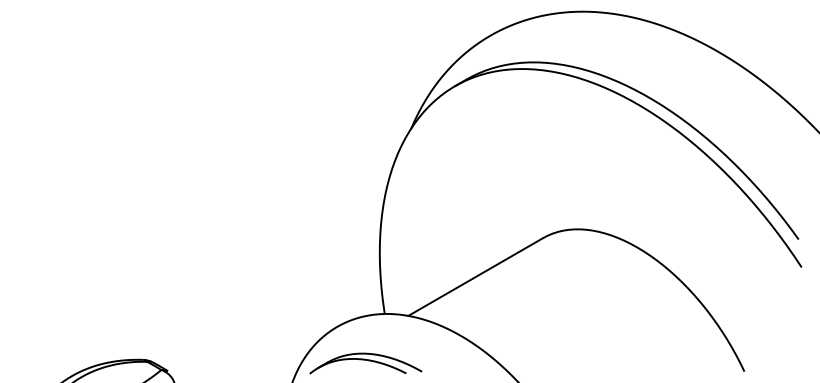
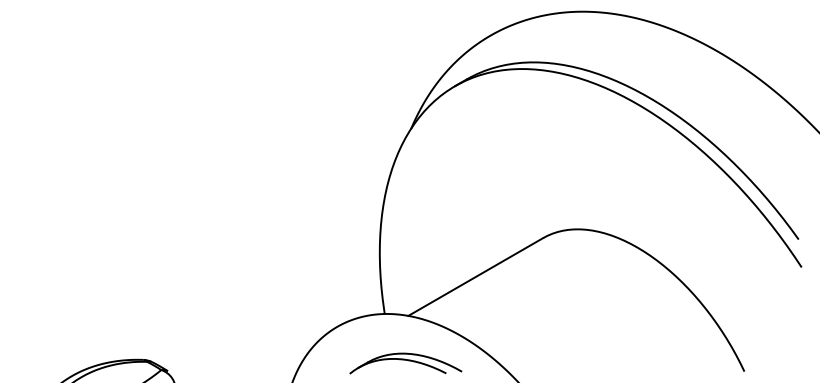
part position: (365, 363) -> (405, 363) (405, 363)
